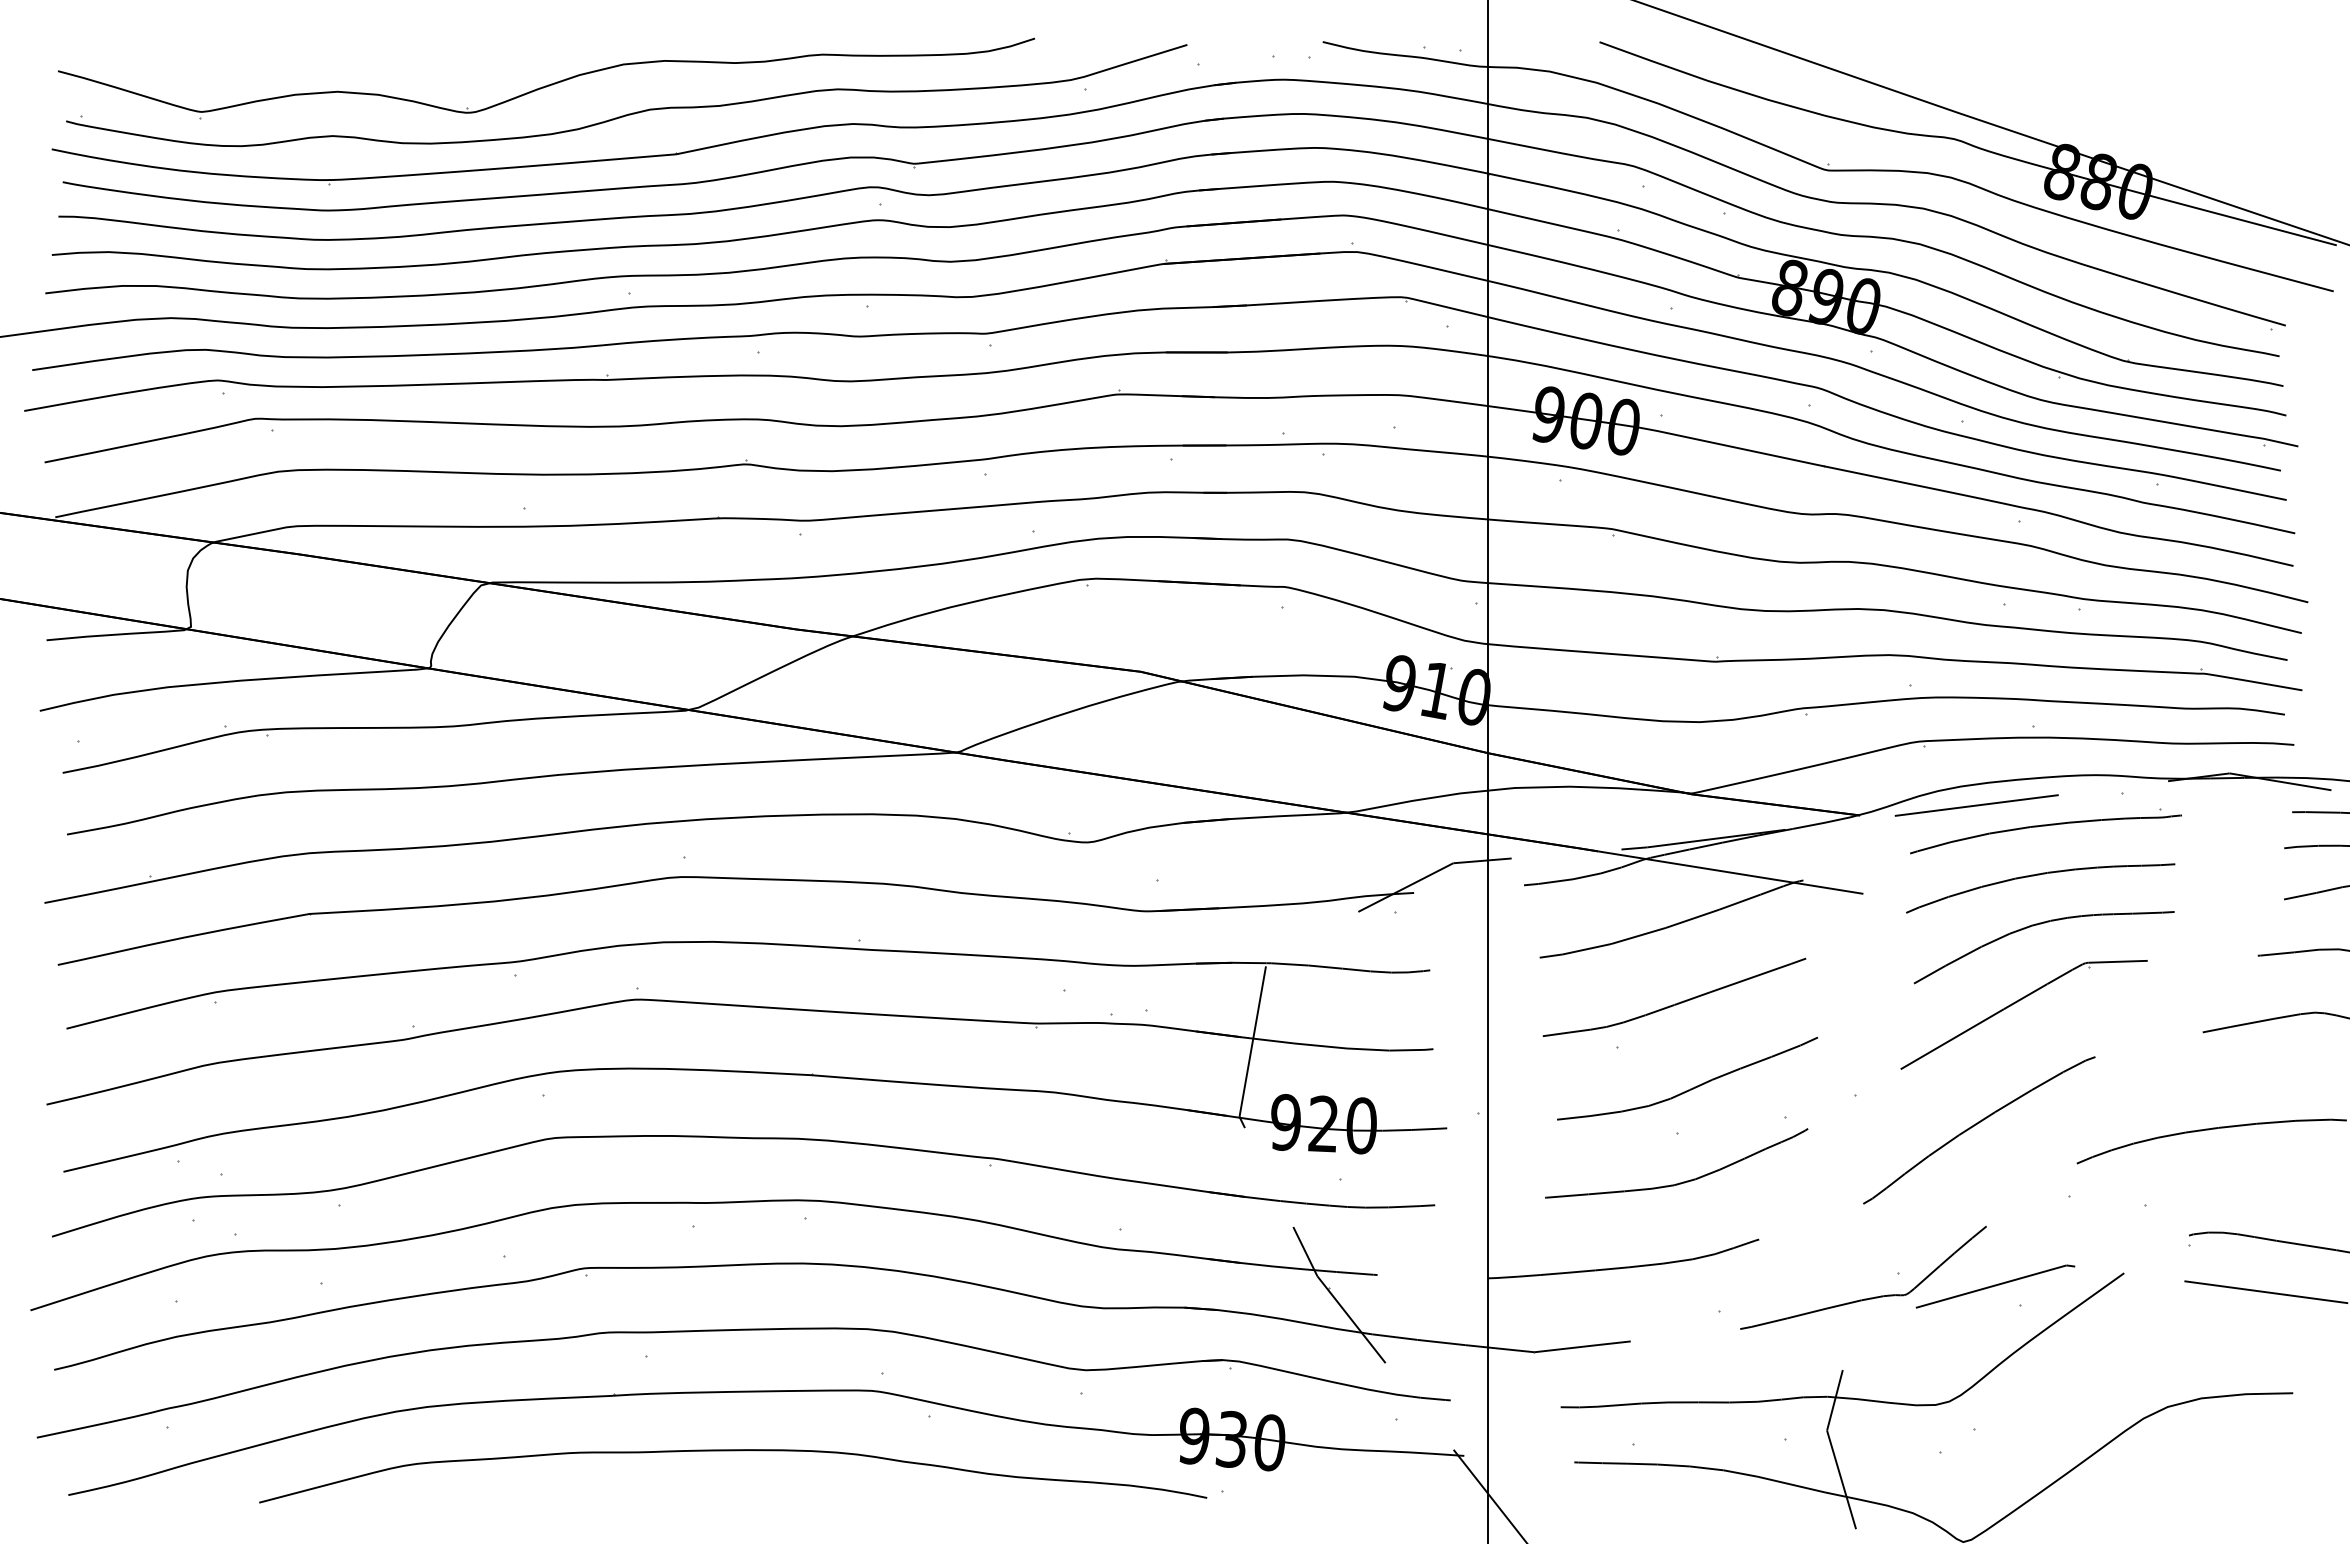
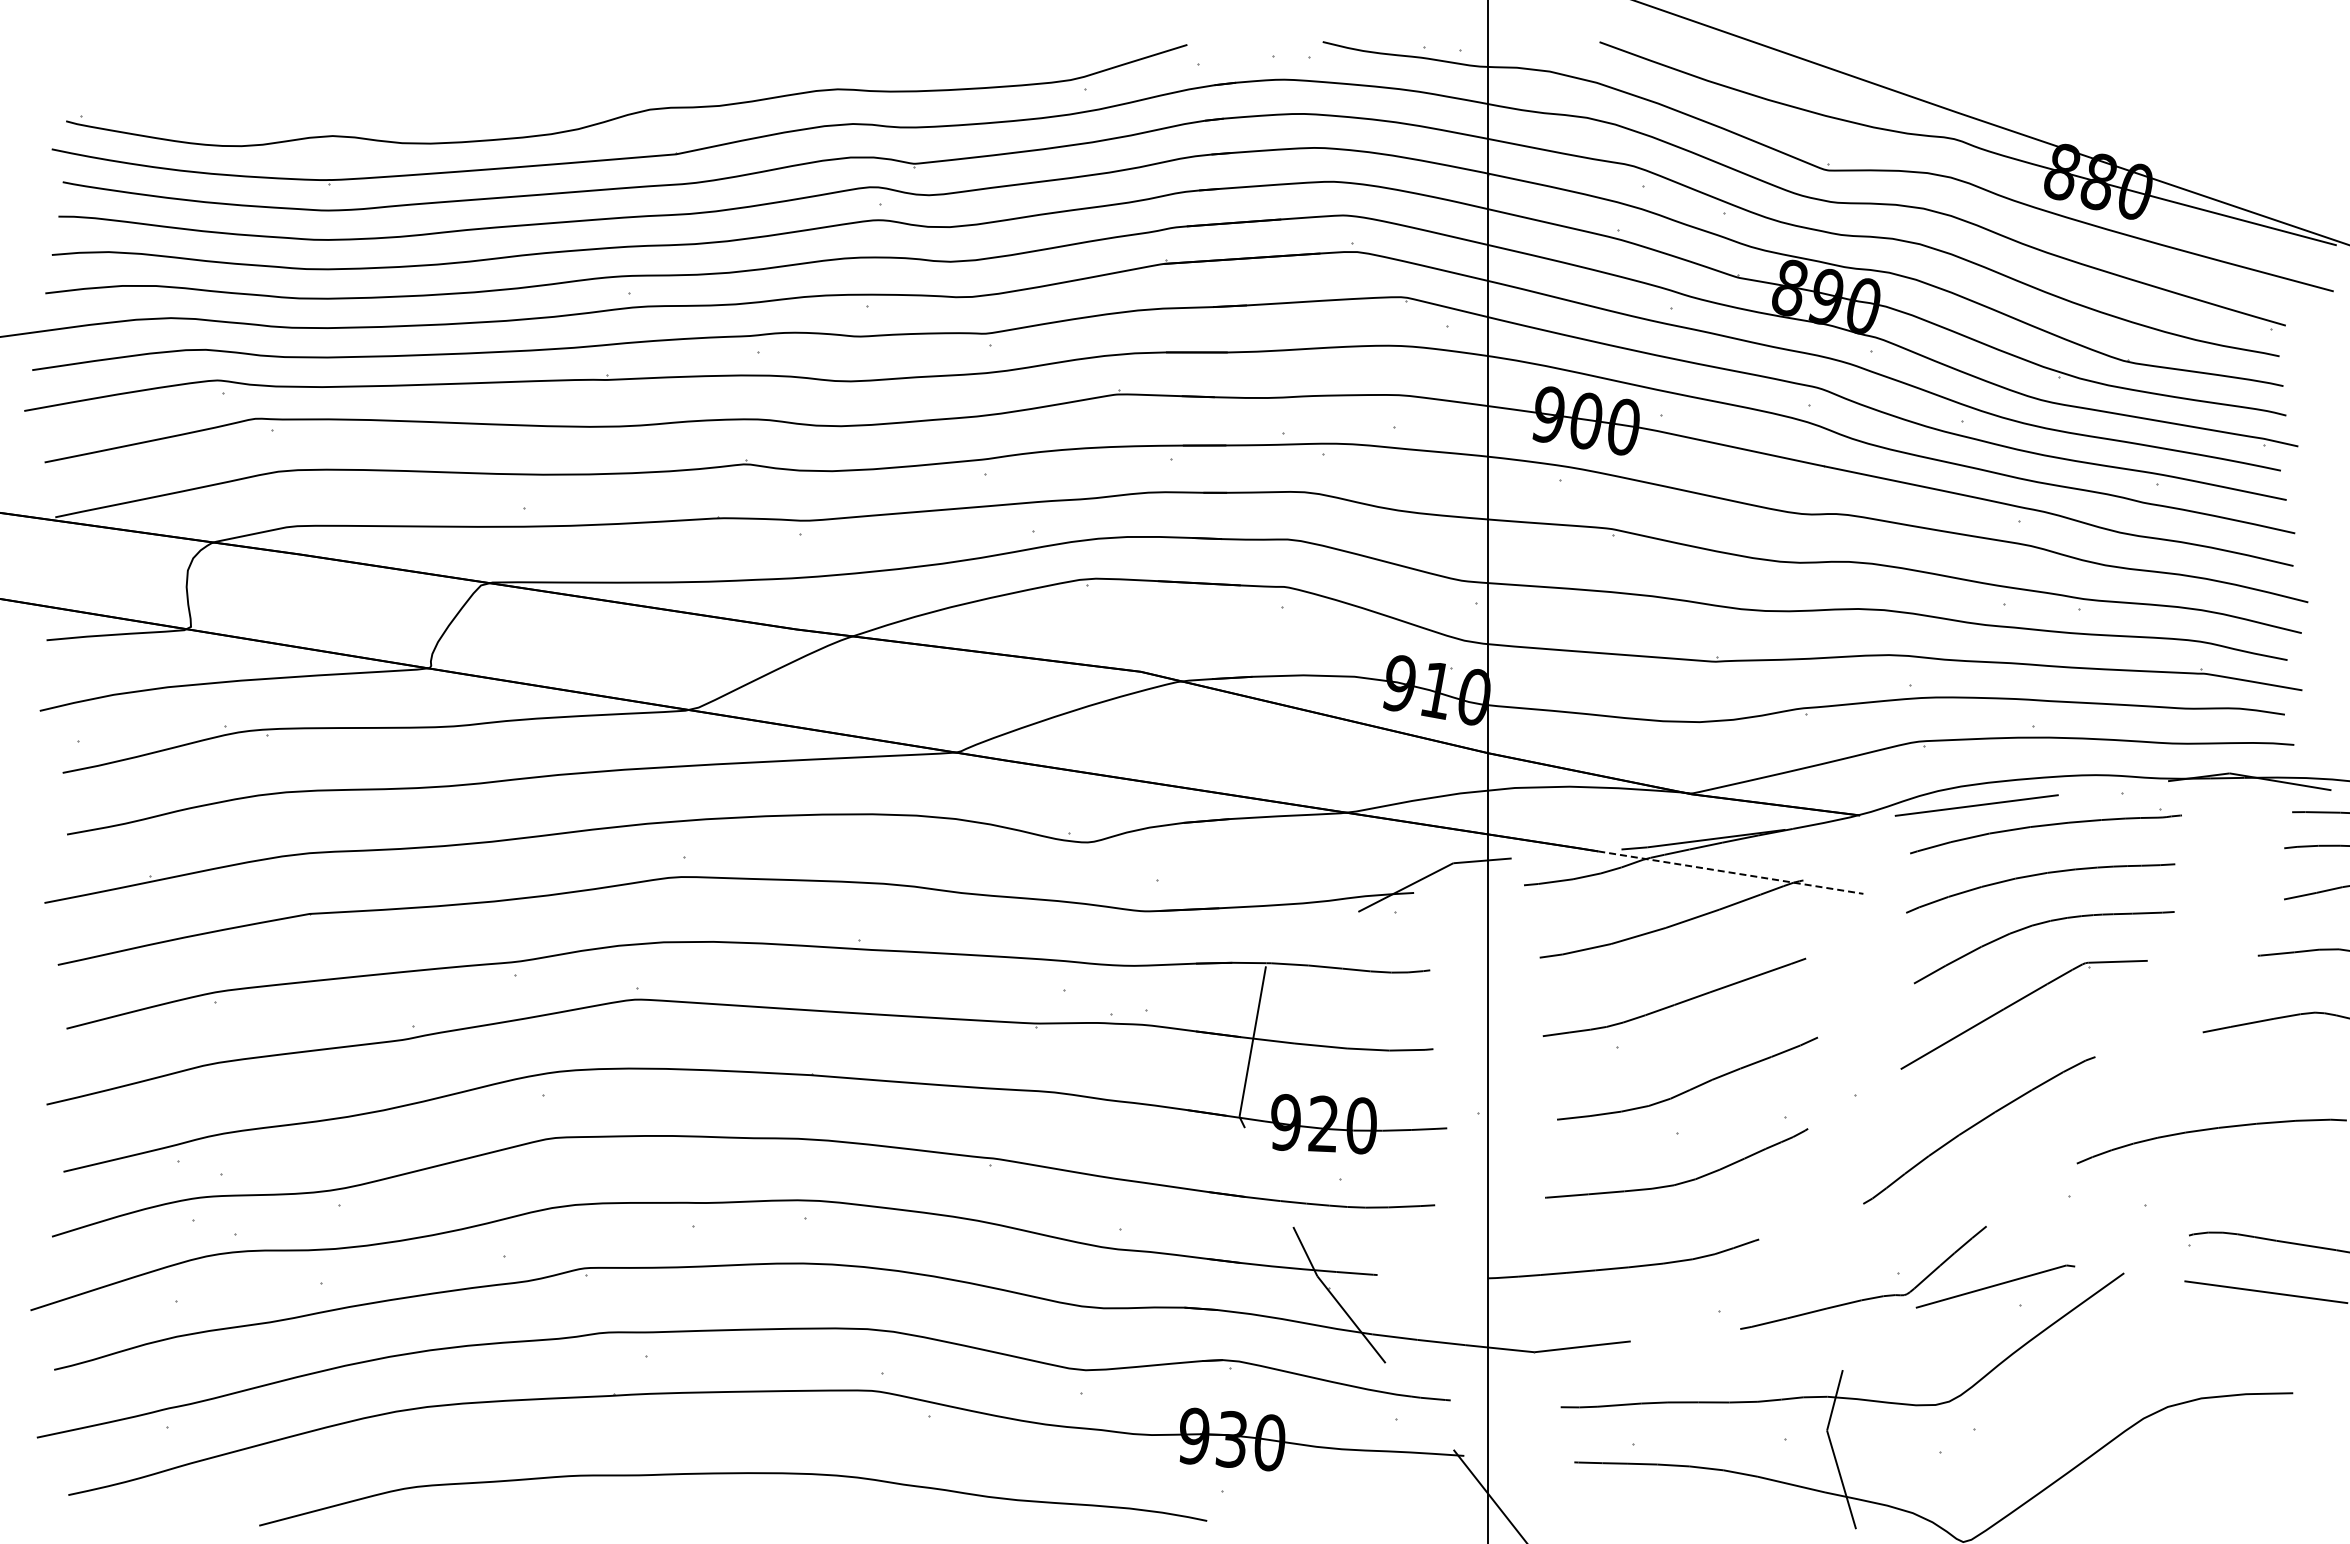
part: present -> none (548, 84)
line: solid -> dashed (1731, 872)
curve position: (733, 1451) -> (733, 1474) (733, 1474)
